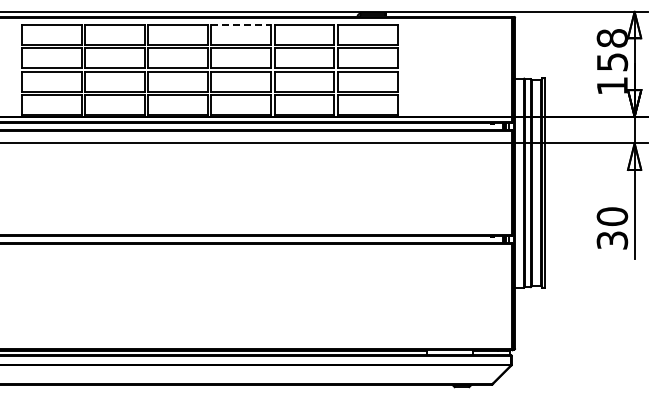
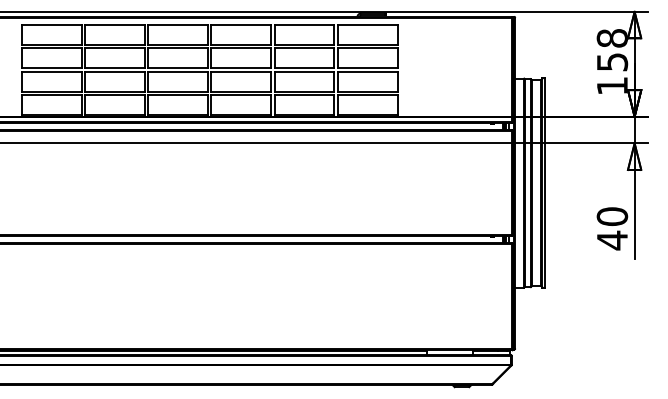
line: dashed -> solid (241, 25)
text: 30 -> 40 (612, 240)
